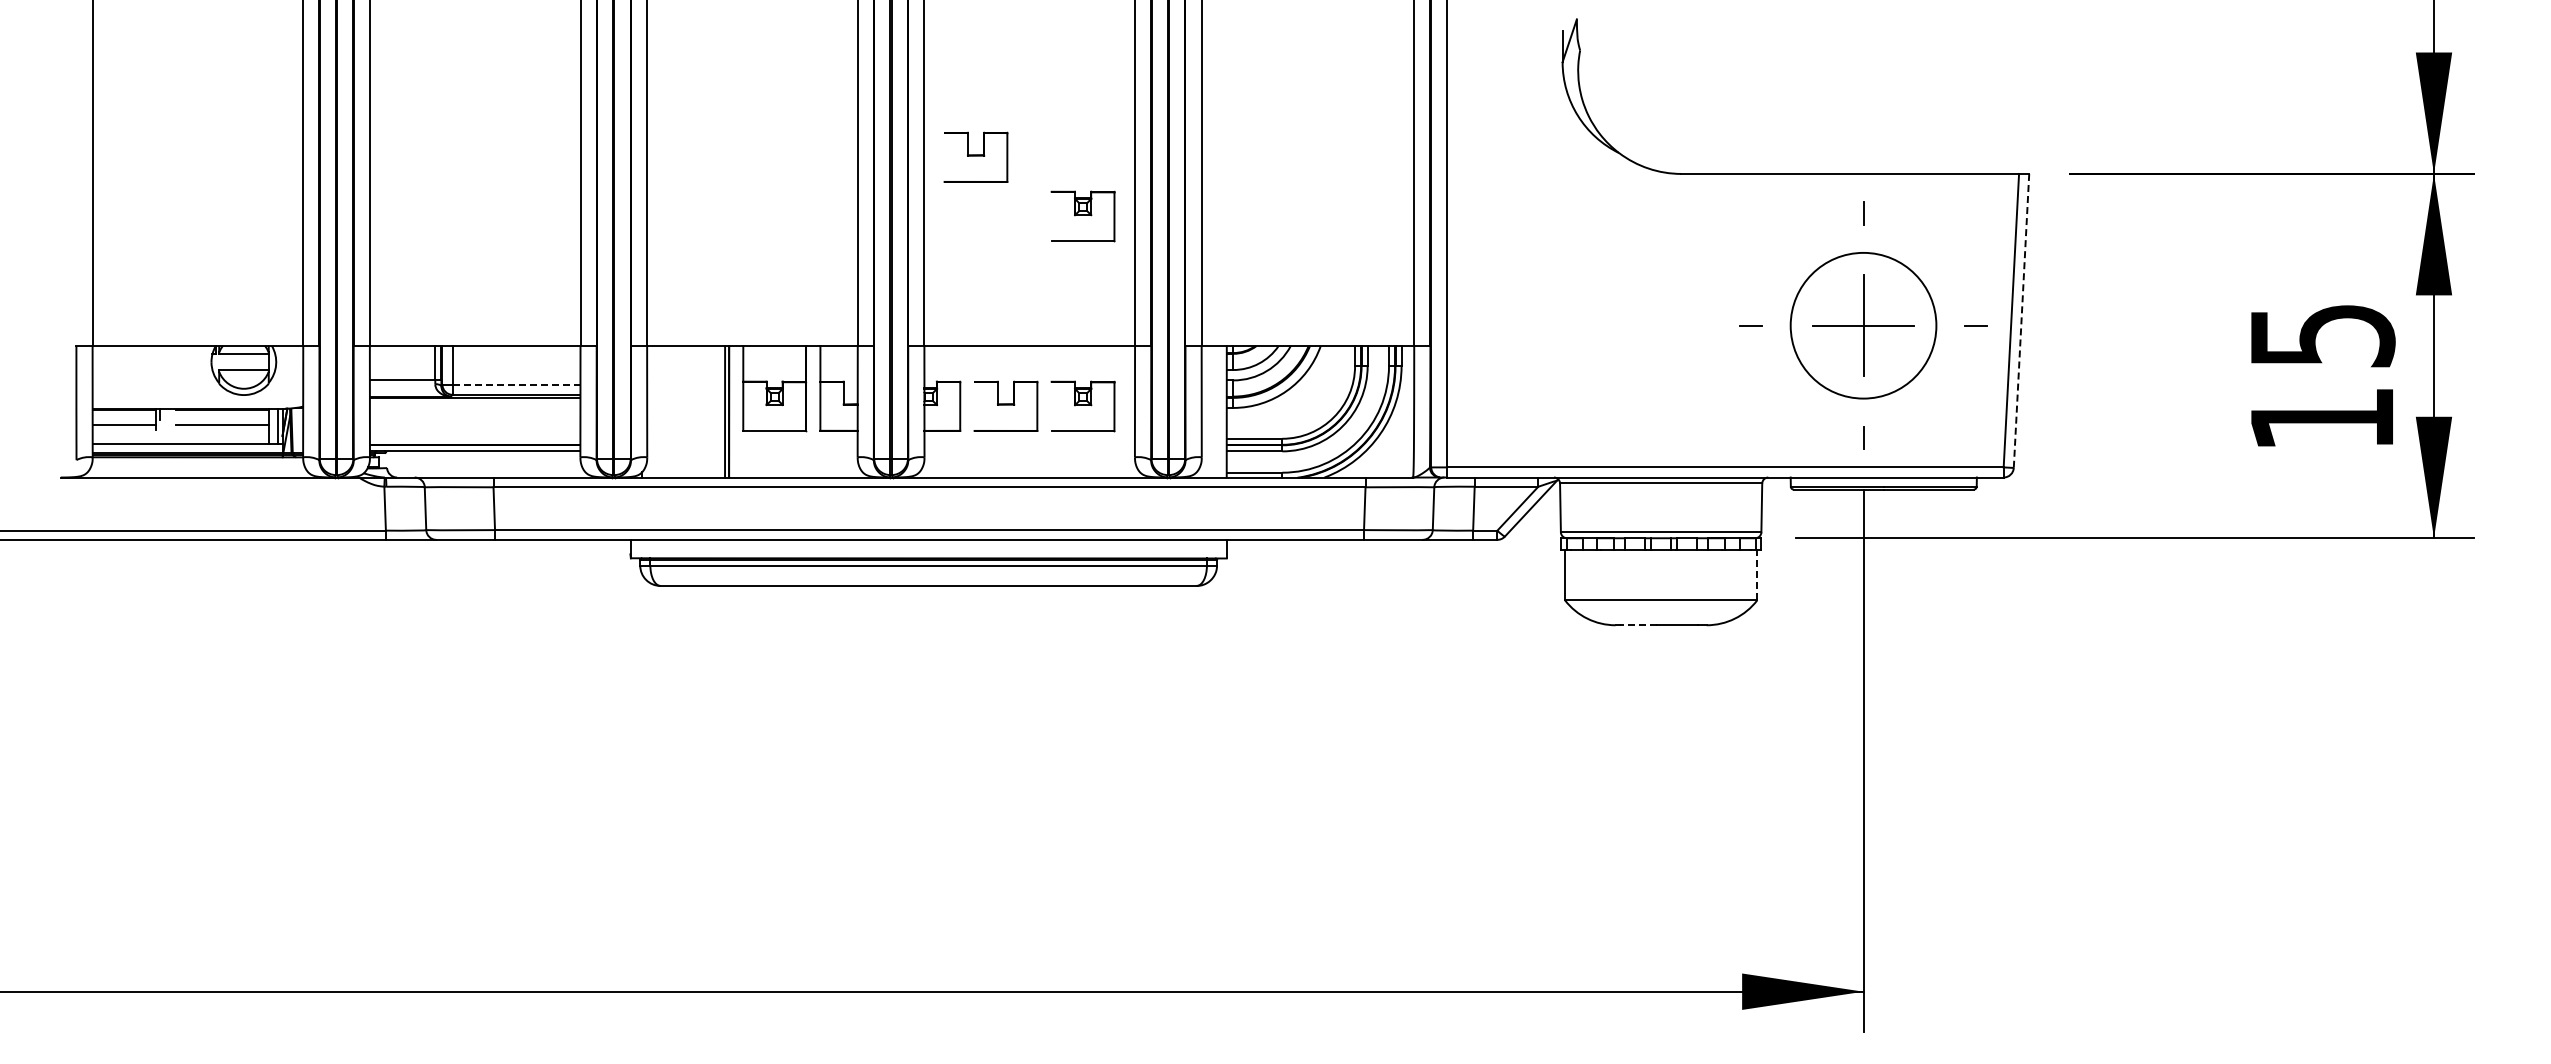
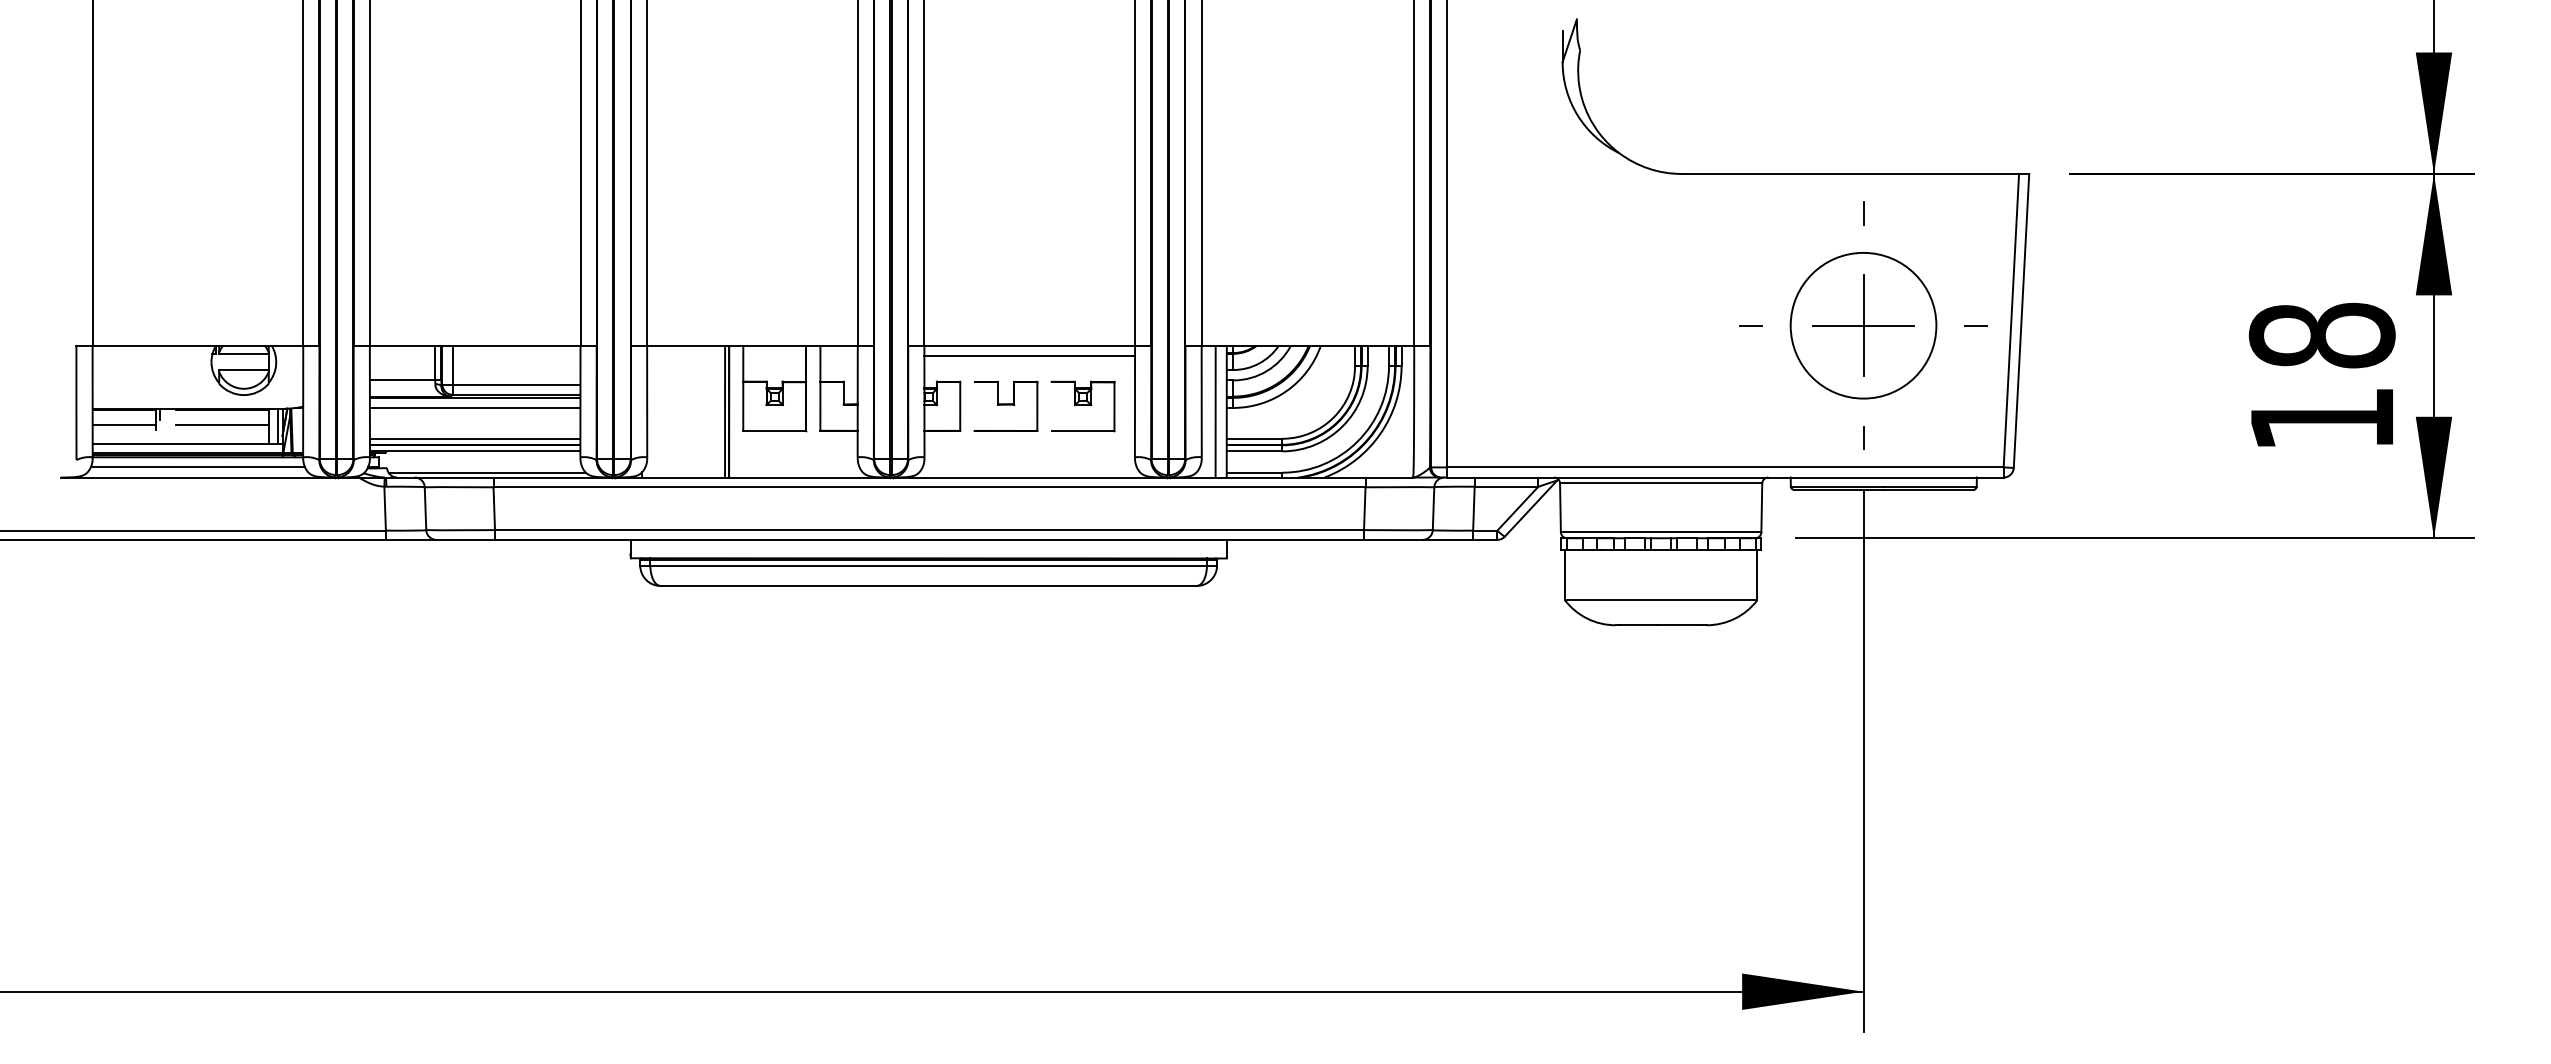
part: present -> none (975, 156)
part: present -> none (1082, 216)
line: dashed -> solid (2021, 321)
text: 15 -> 18 (2321, 335)
line: none -> present (1029, 355)
line: dashed -> solid (516, 384)
line: none -> present (474, 407)
line: none -> present (1215, 411)
line: none -> present (474, 438)
line: none -> present (197, 467)
line: none -> present (486, 472)
line: dashed -> solid (1757, 575)
line: dashed -> solid (1637, 625)
